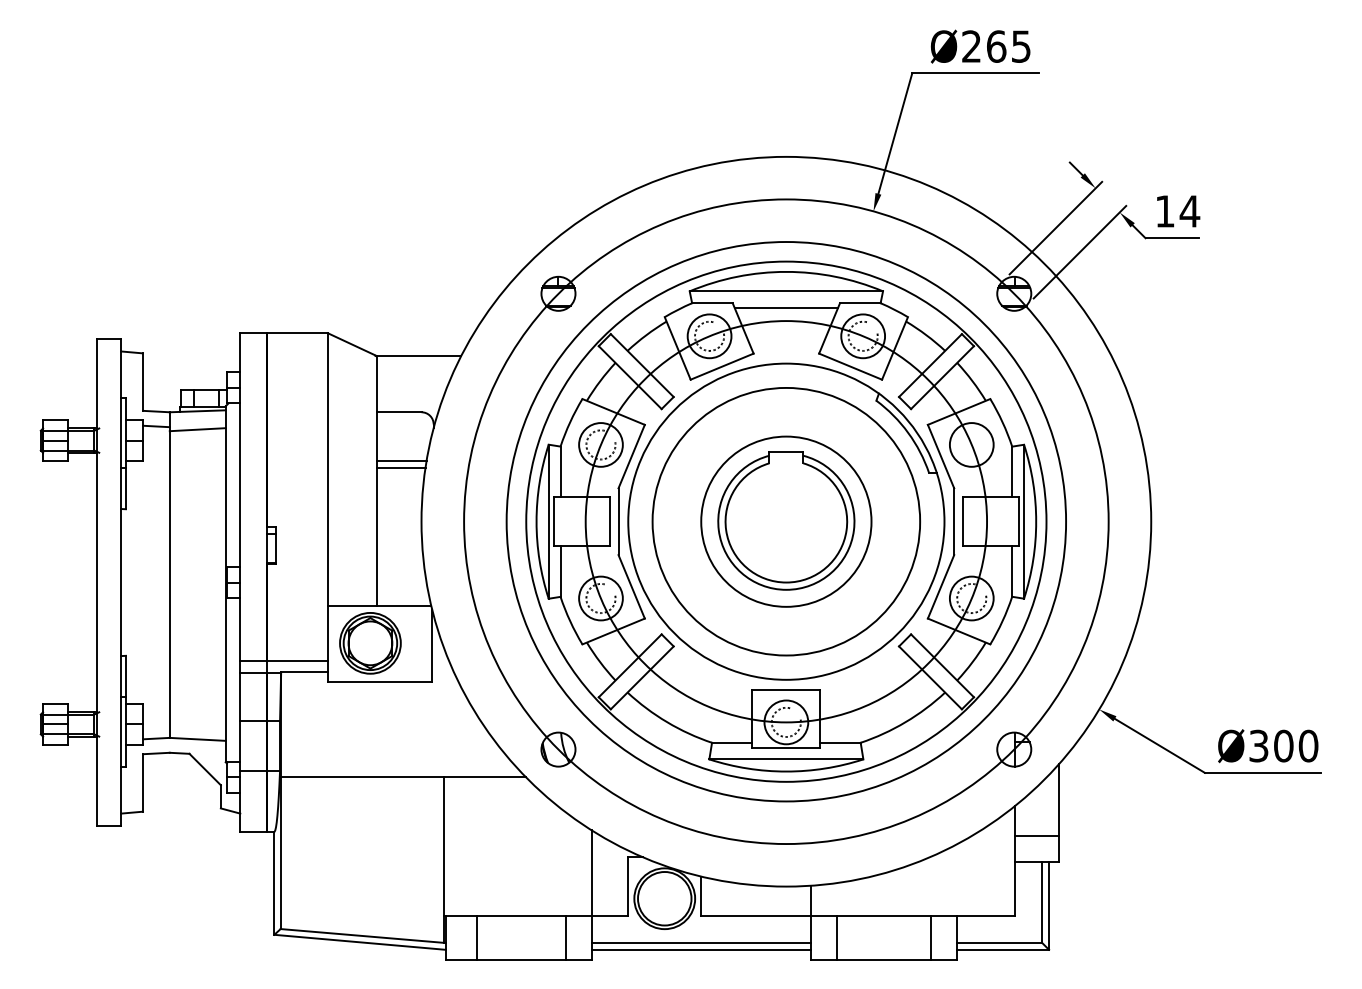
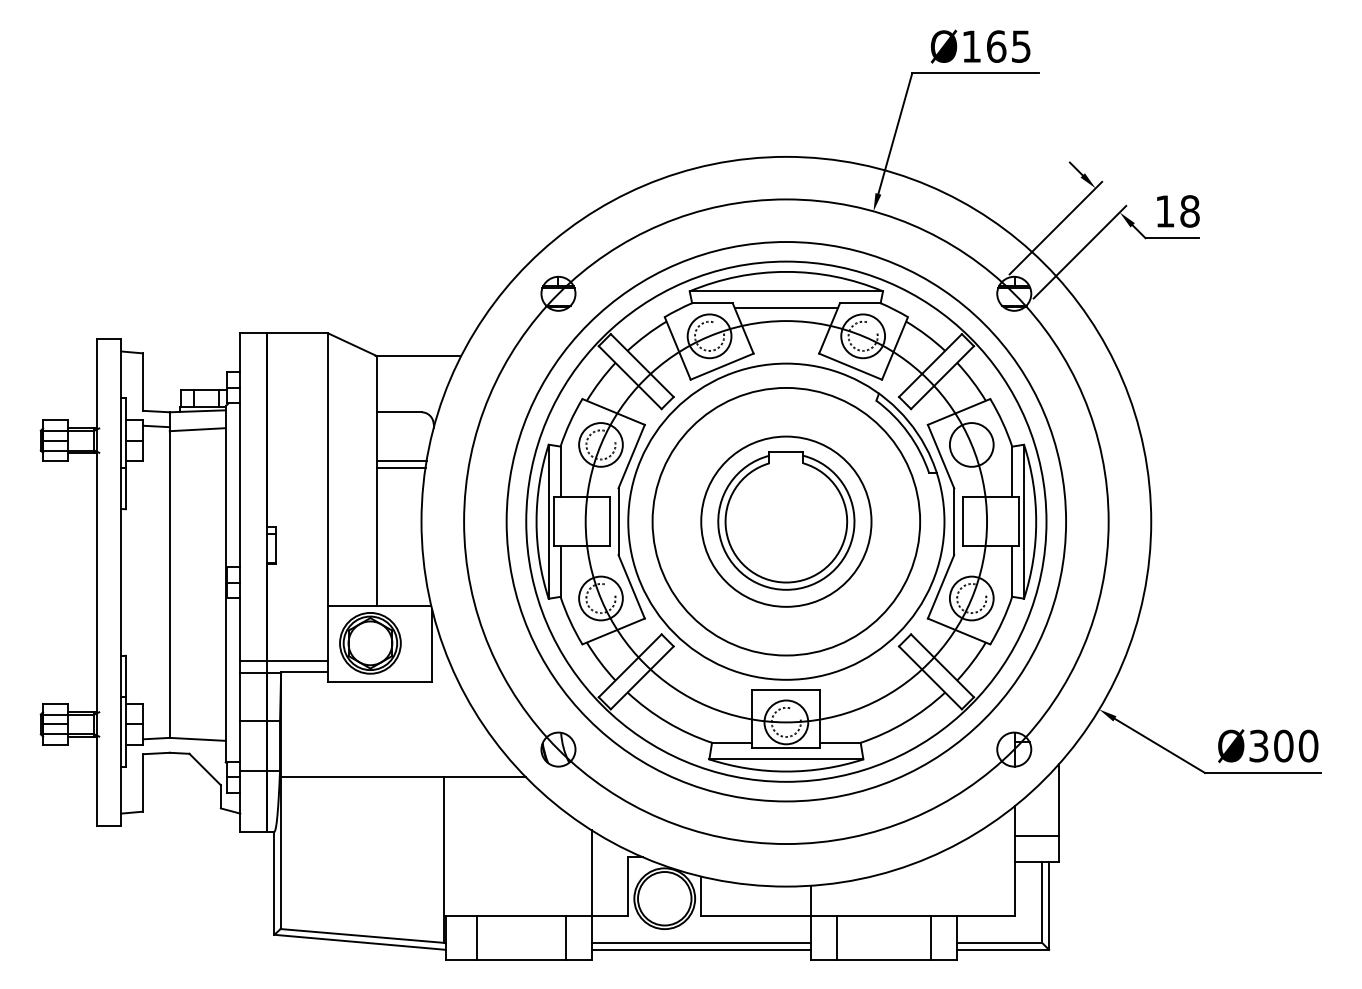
text: Ø265 -> Ø165 (971, 46)
text: 14 -> 18 (1189, 211)
